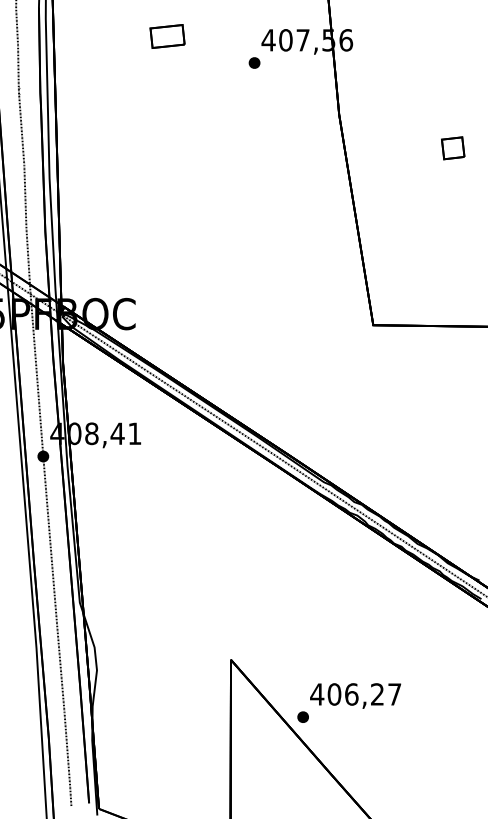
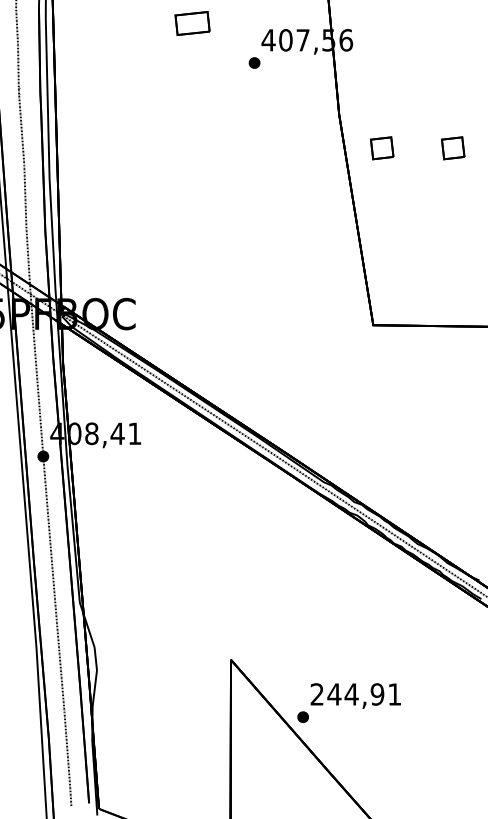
part position: (167, 36) -> (192, 23) (192, 23)
part: none -> present (382, 148)
text: 406,27 -> 244,91 (355, 694)
